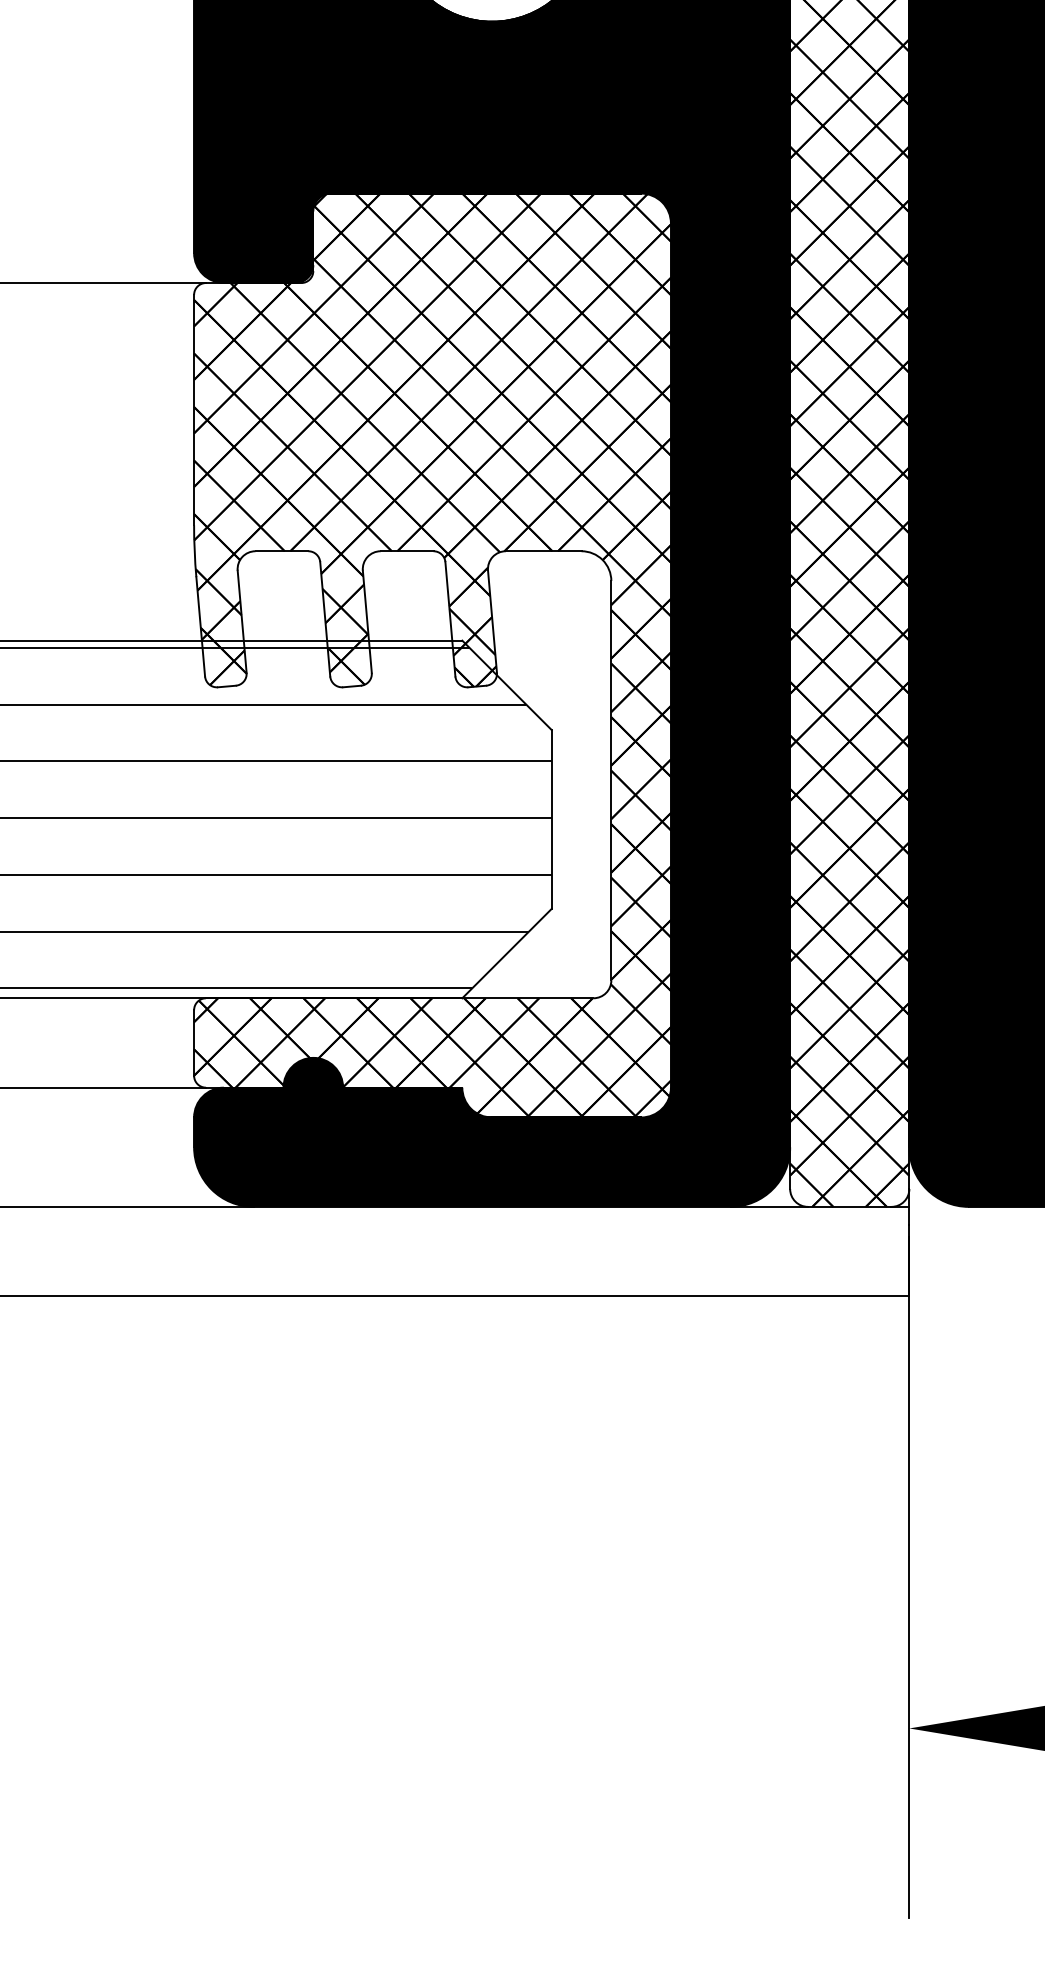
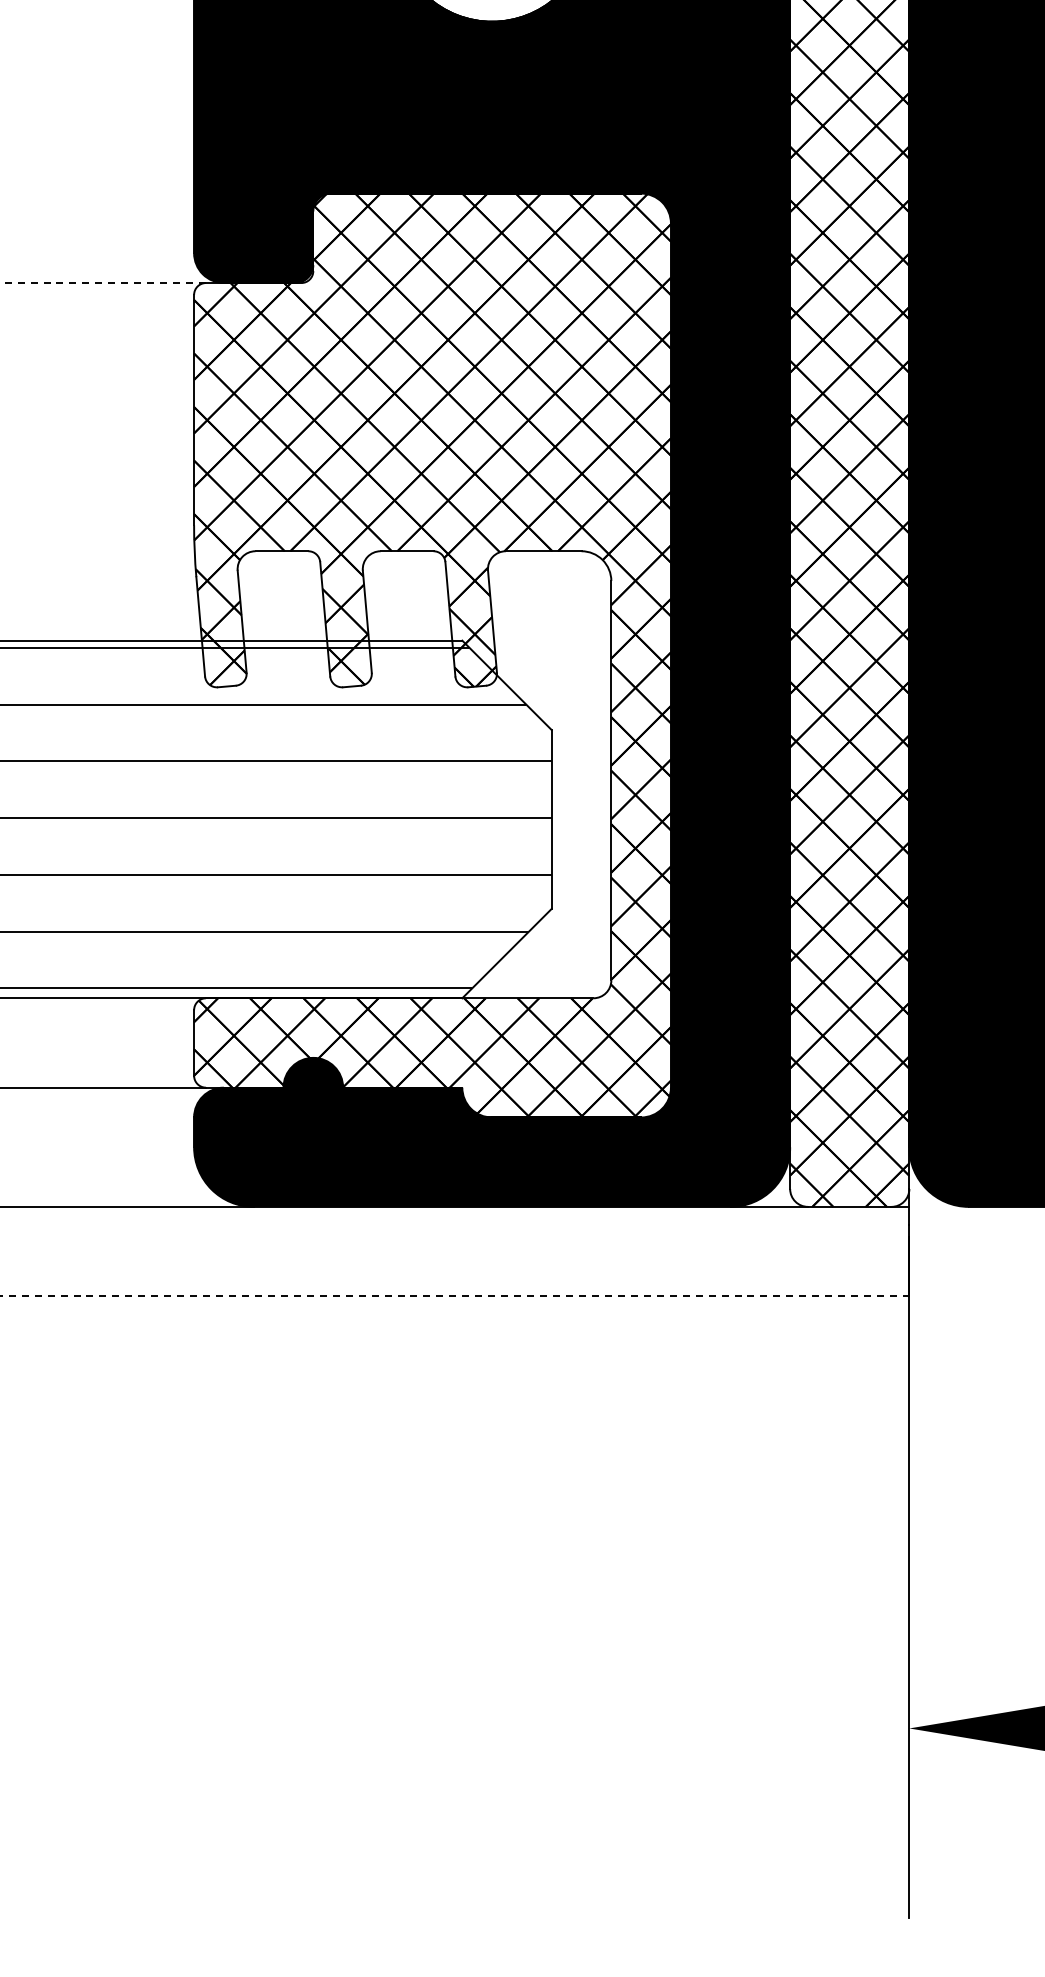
line: solid -> dashed (103, 283)
line: solid -> dashed (455, 1296)
